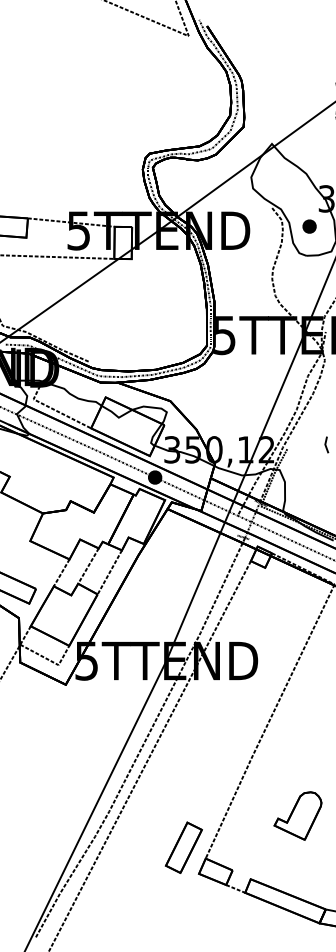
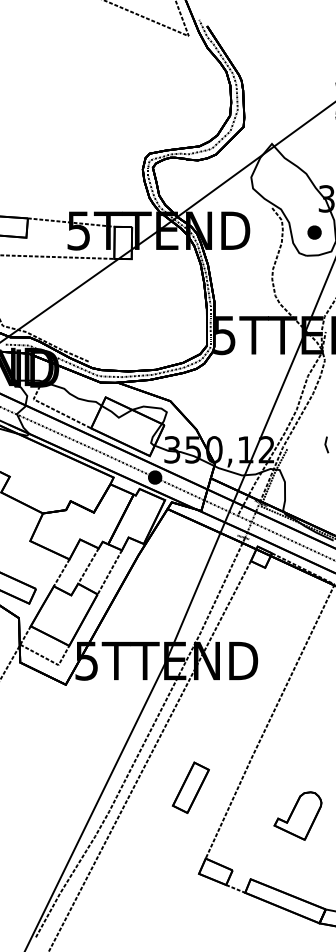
part position: (309, 226) -> (314, 232) (314, 232)
part position: (183, 847) -> (190, 787) (190, 787)
